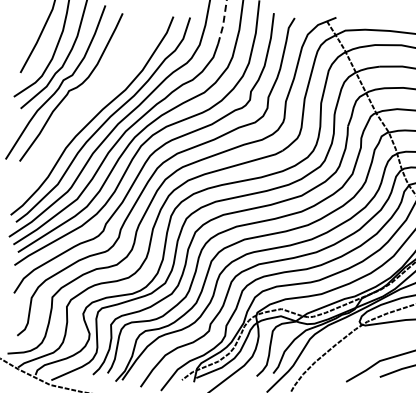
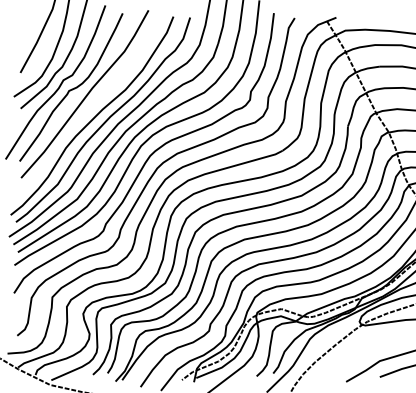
line: dashed -> solid (223, 22)
curve: none -> present (85, 95)
